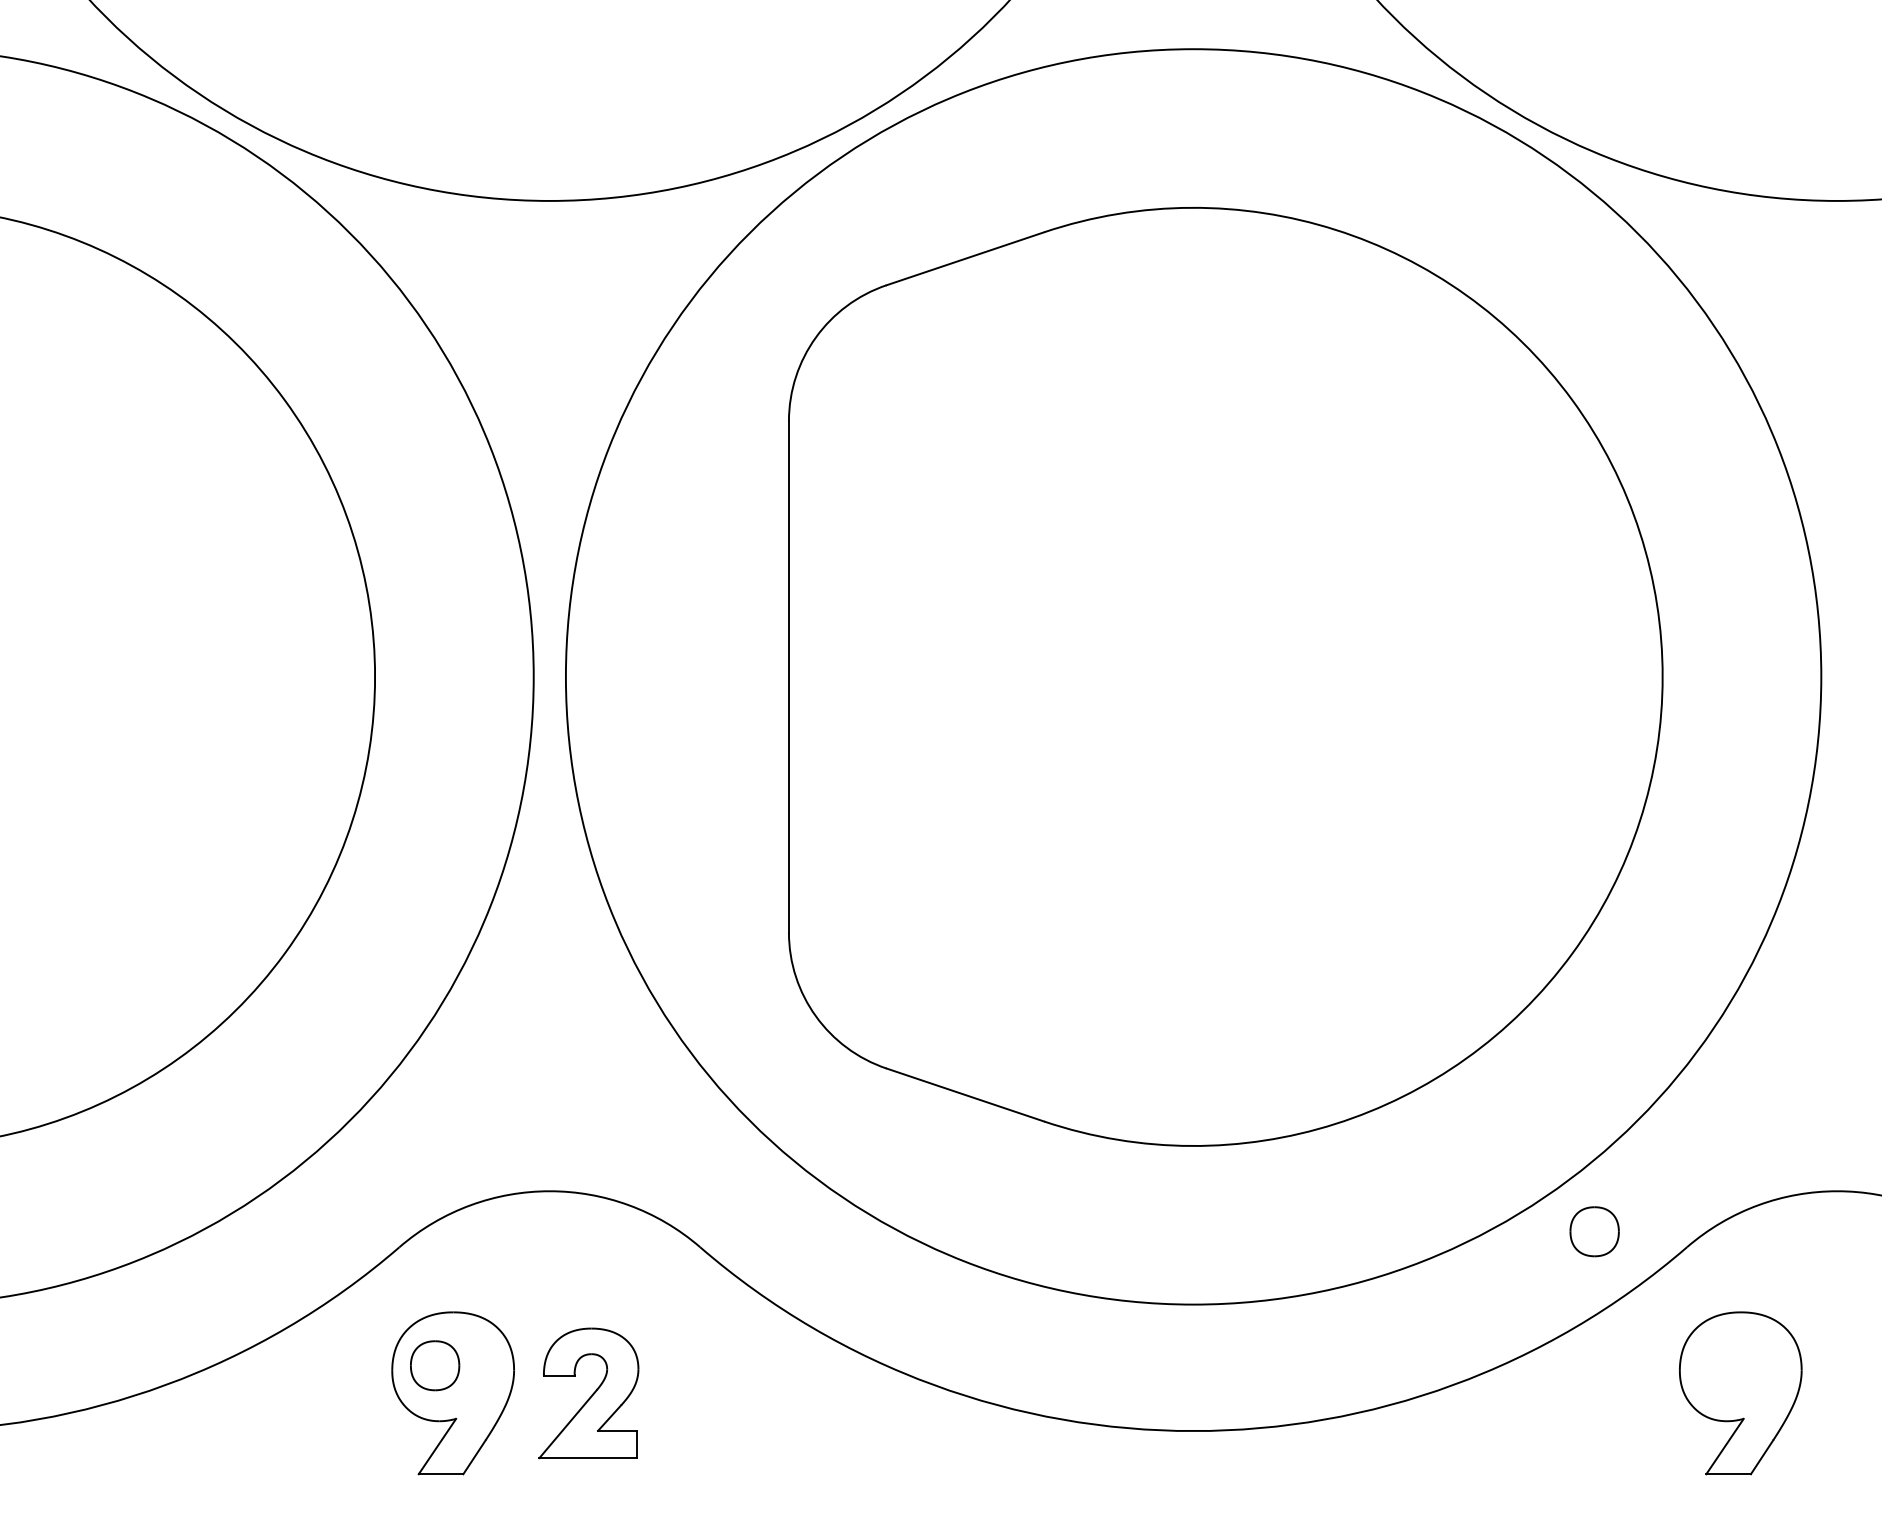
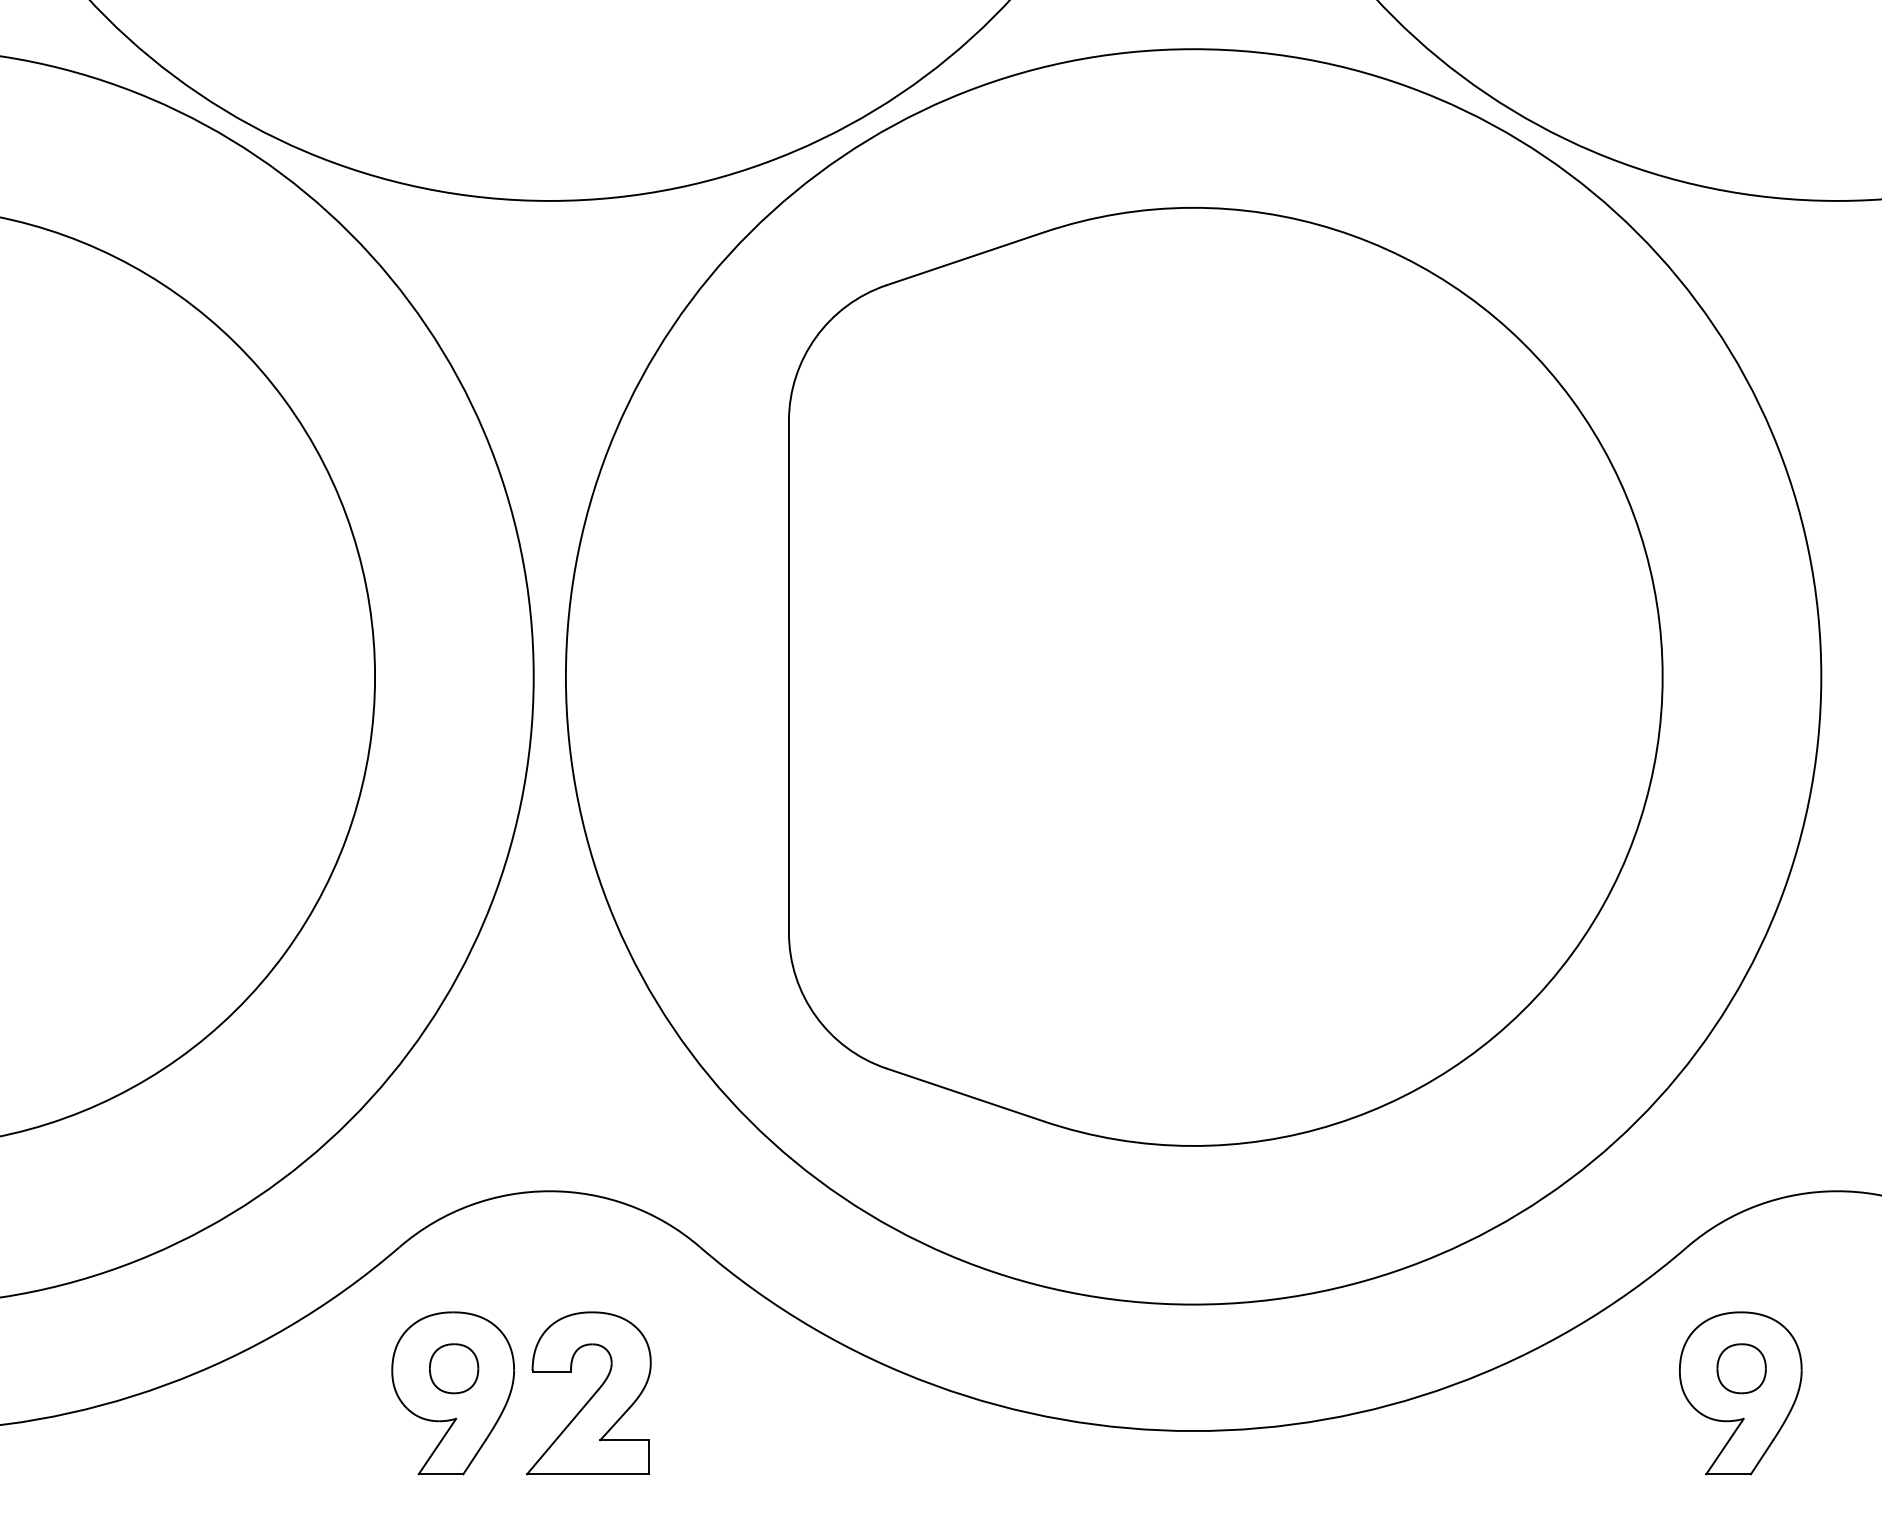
part position: (1594, 1231) -> (1741, 1368) (1741, 1368)
part position: (435, 1365) -> (454, 1368) (454, 1368)
part size: 102x133 px -> 126x165 px (588, 1393)
